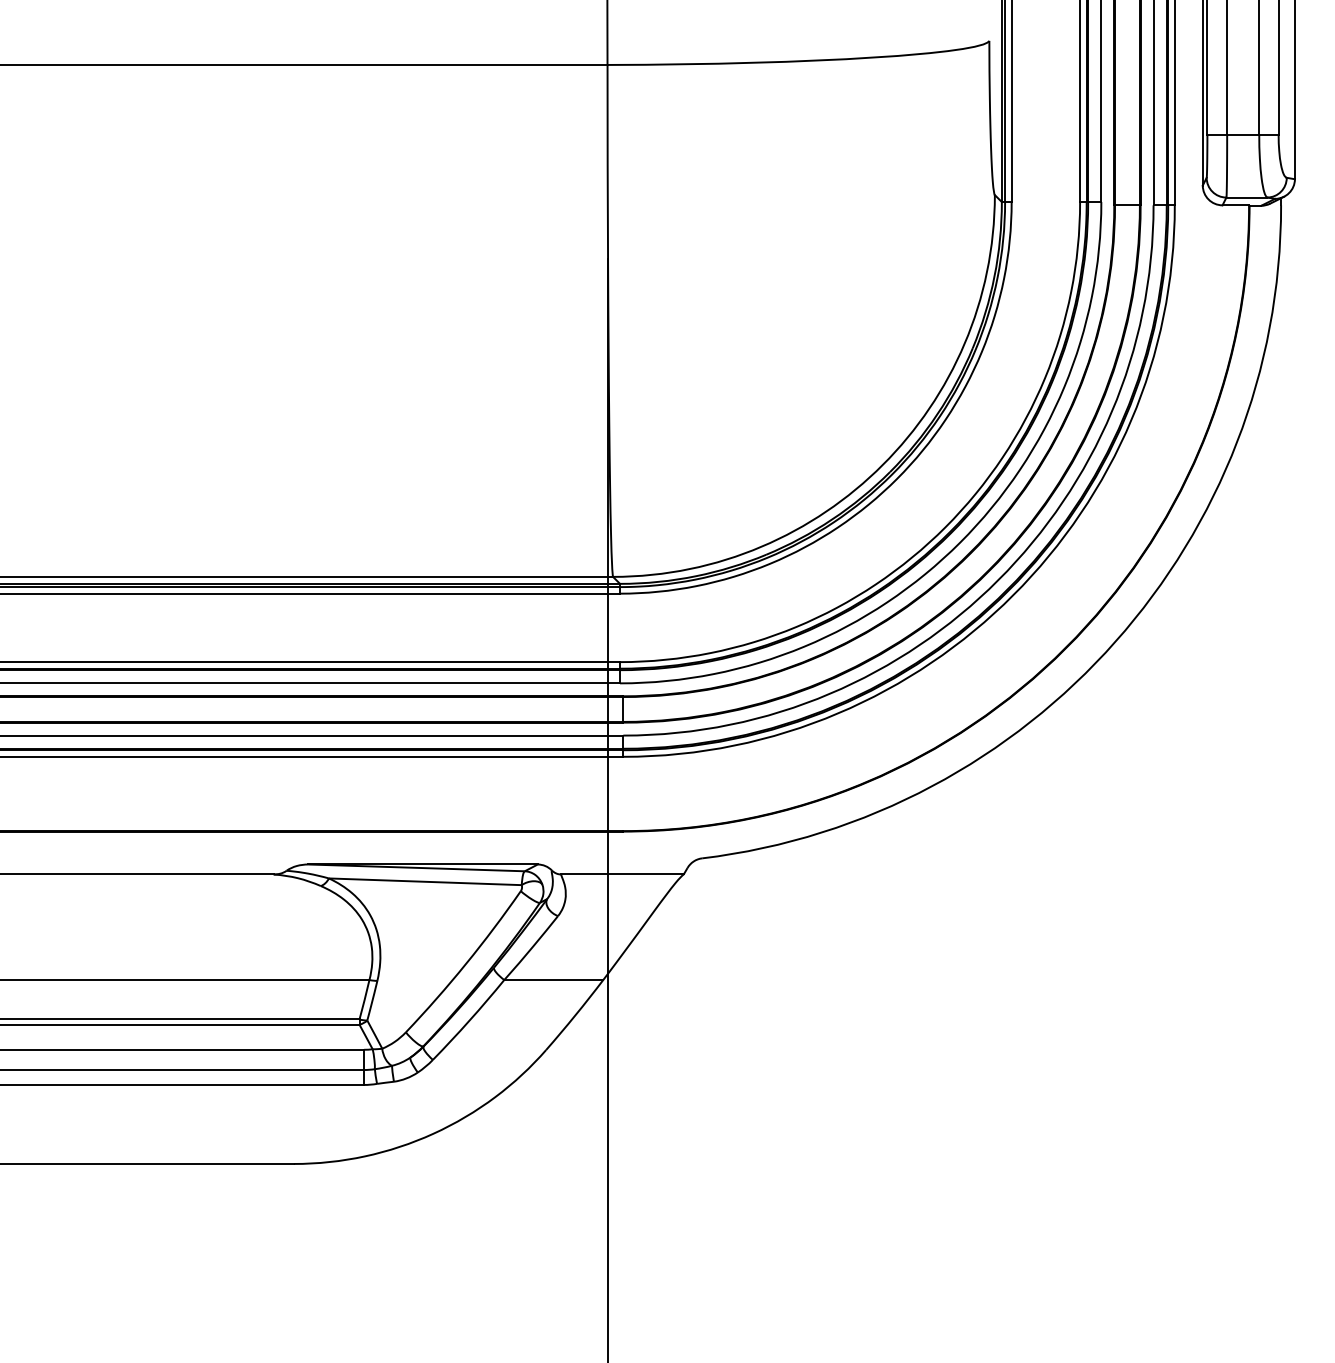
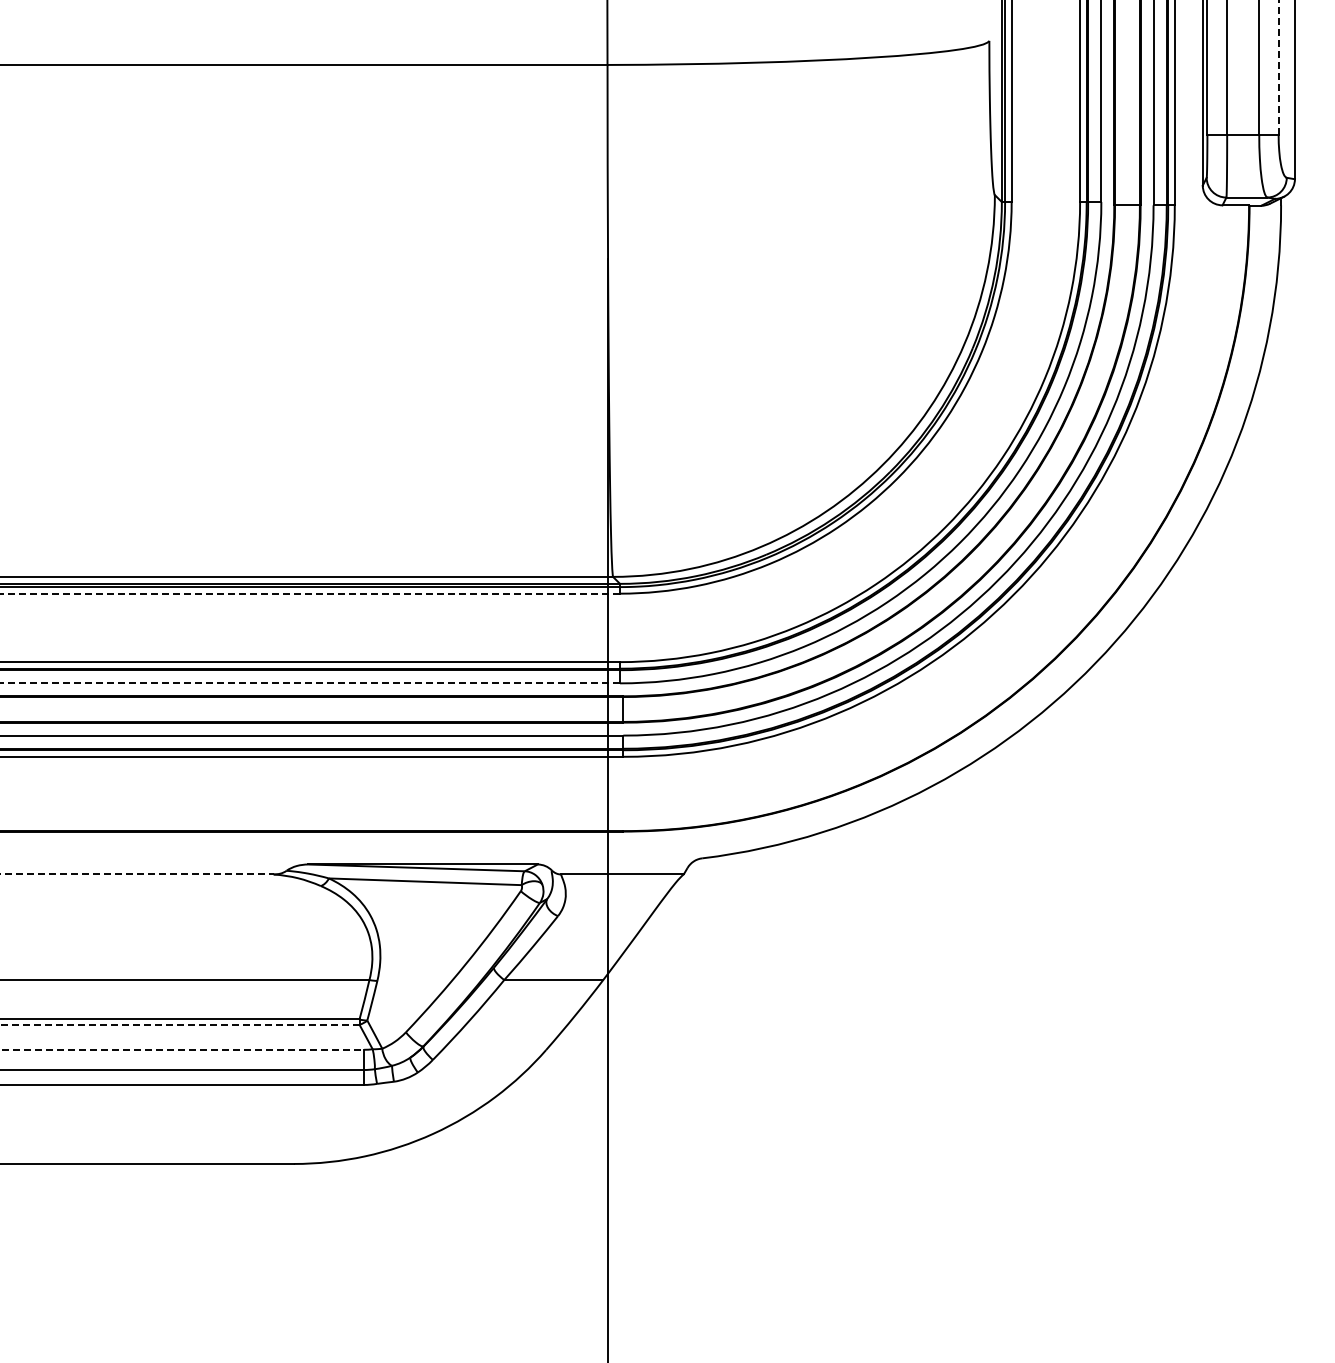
line: solid -> dashed (1278, 68)
line: solid -> dashed (309, 593)
line: solid -> dashed (309, 683)
line: solid -> dashed (136, 874)
line: solid -> dashed (179, 1024)
line: solid -> dashed (182, 1049)
